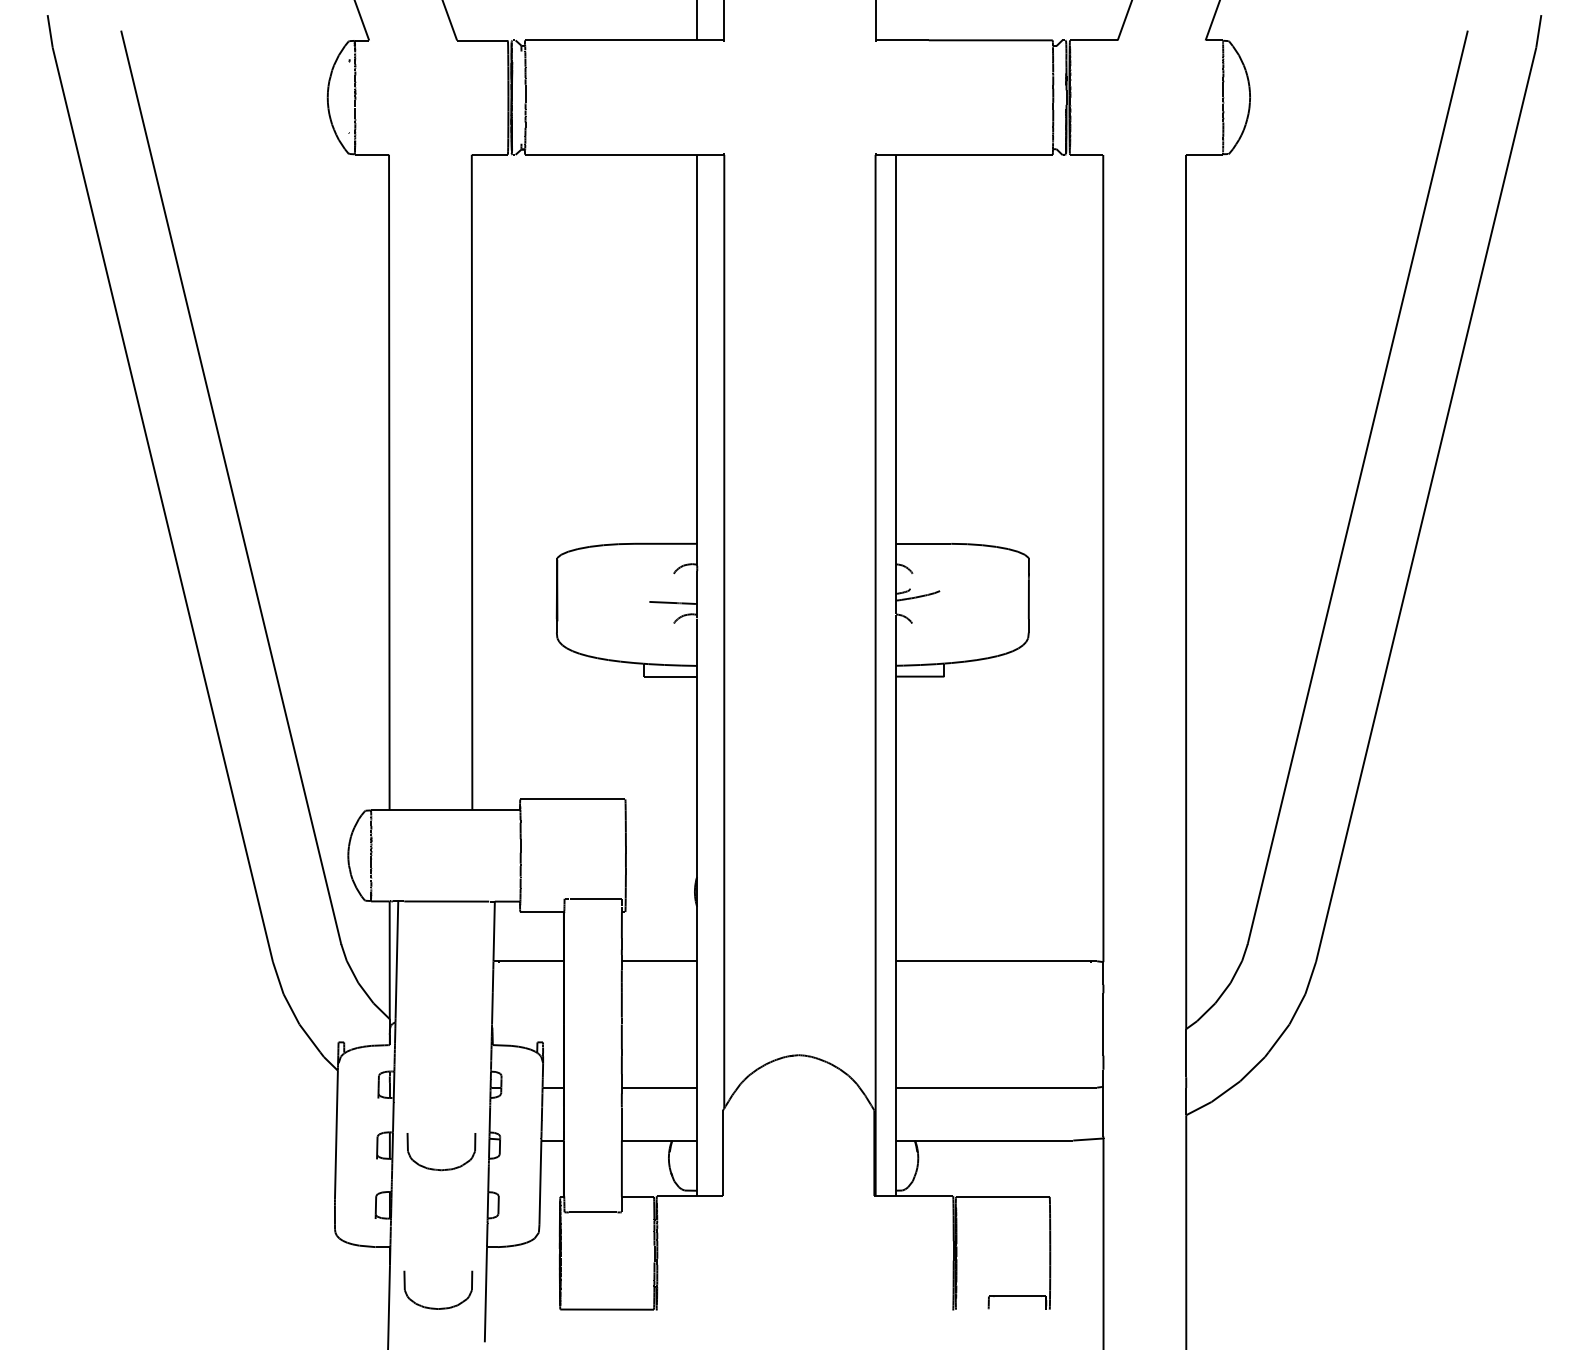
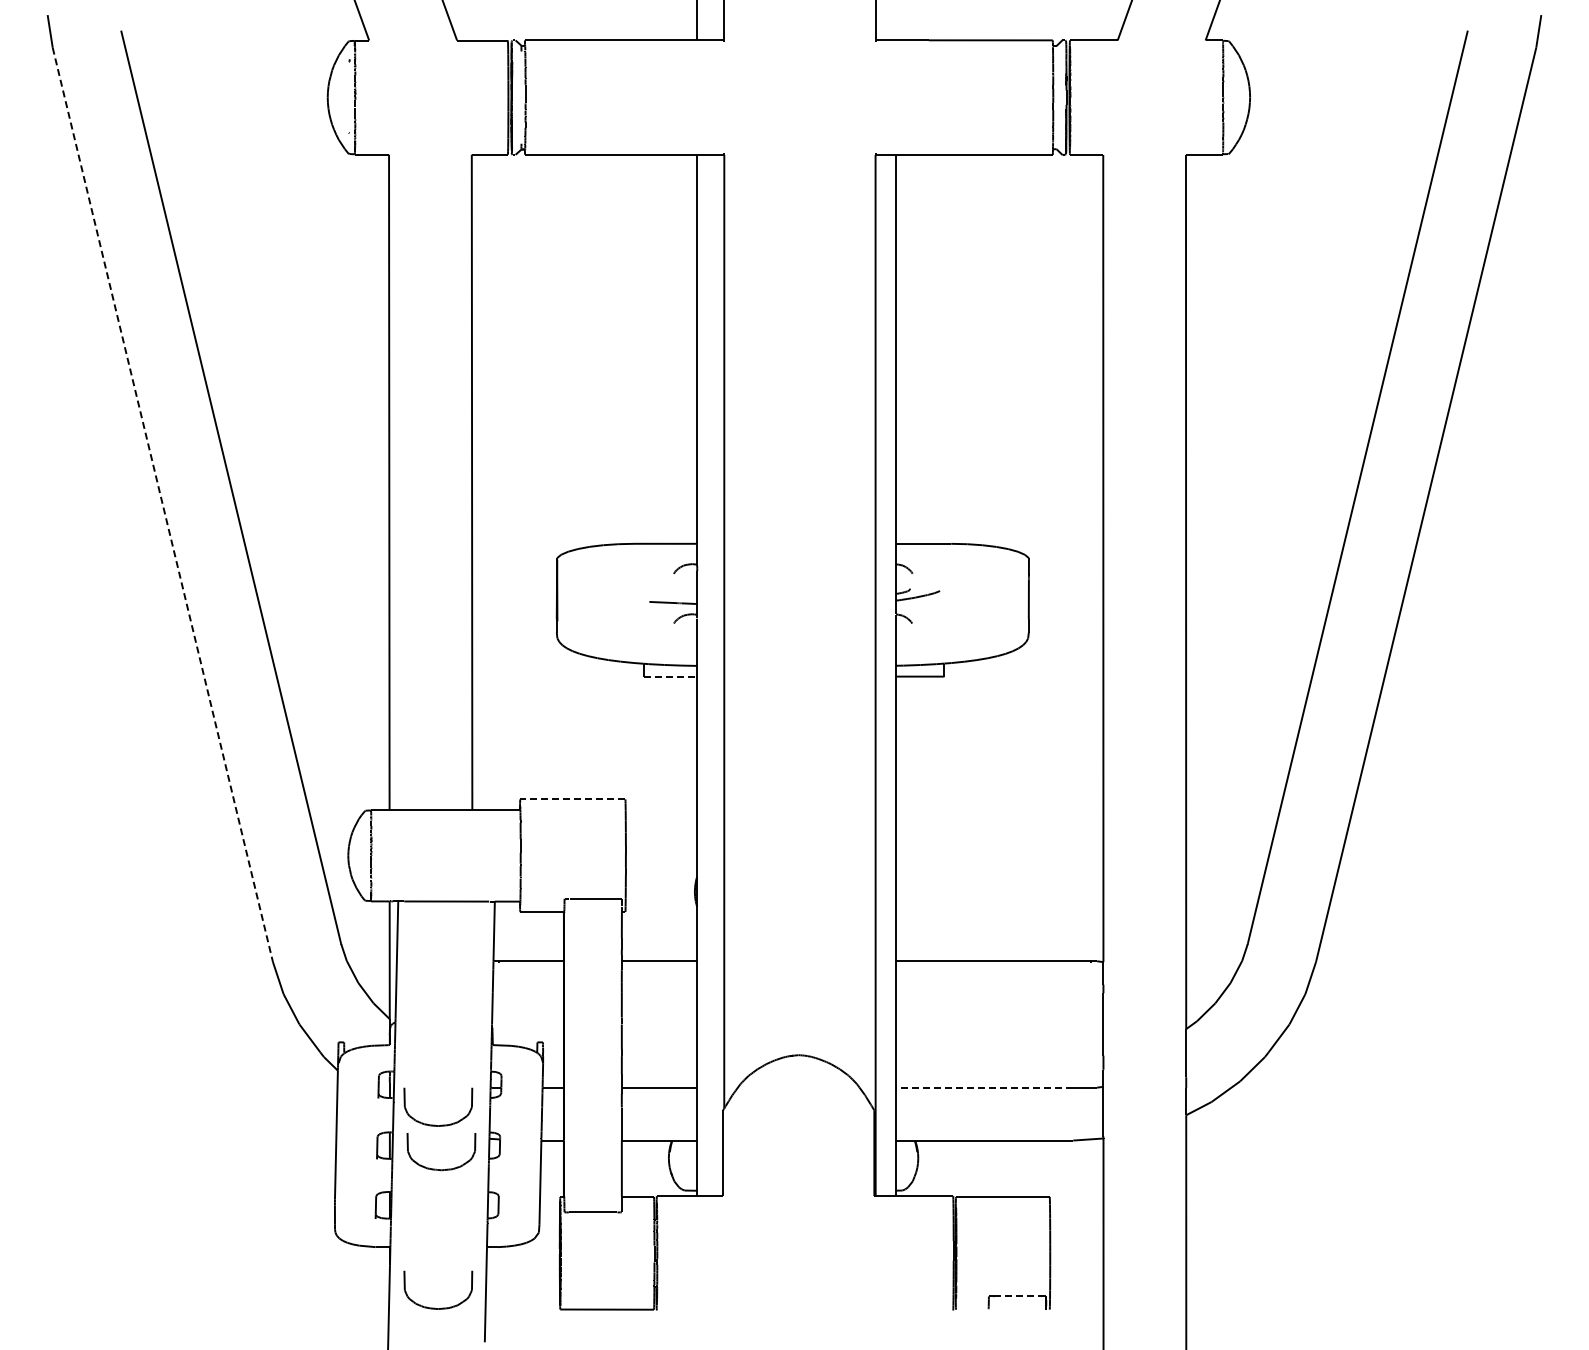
line: solid -> dashed (162, 505)
line: solid -> dashed (670, 676)
line: solid -> dashed (572, 799)
line: solid -> dashed (984, 1087)
part: none -> present (441, 1124)
line: solid -> dashed (1018, 1296)
